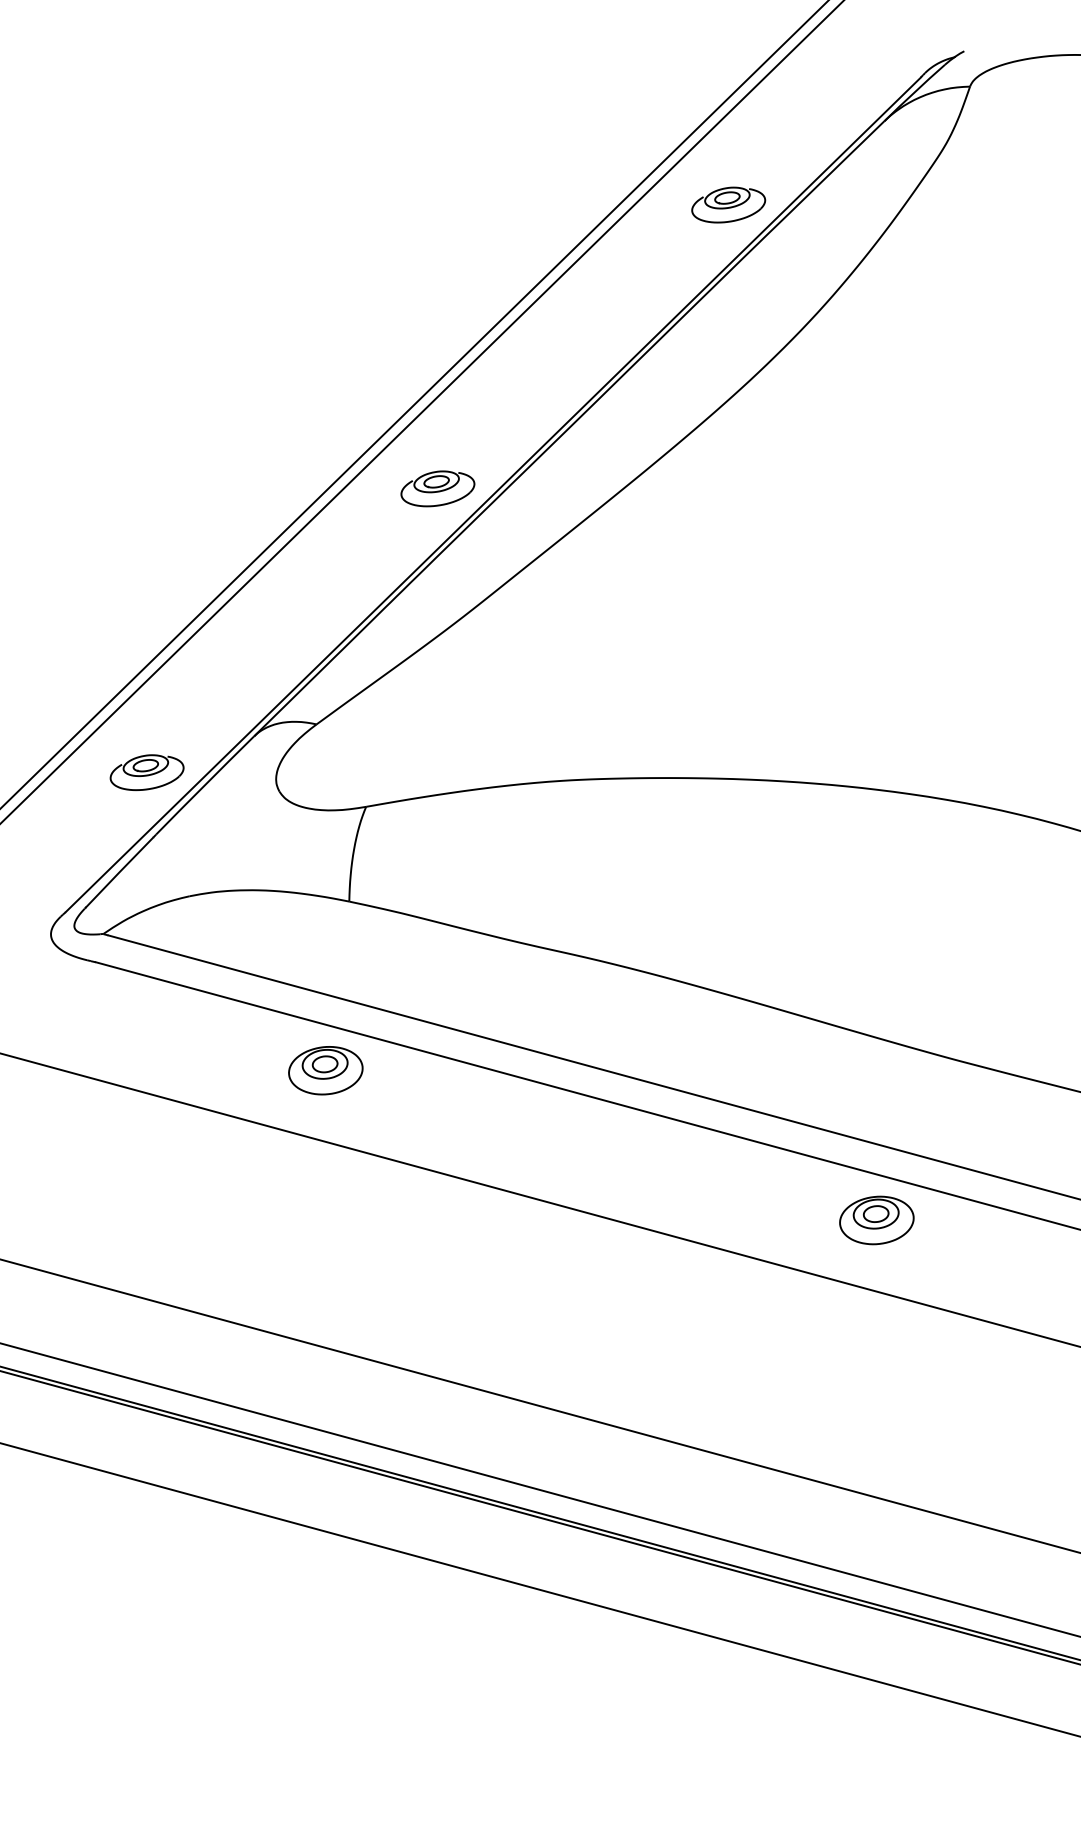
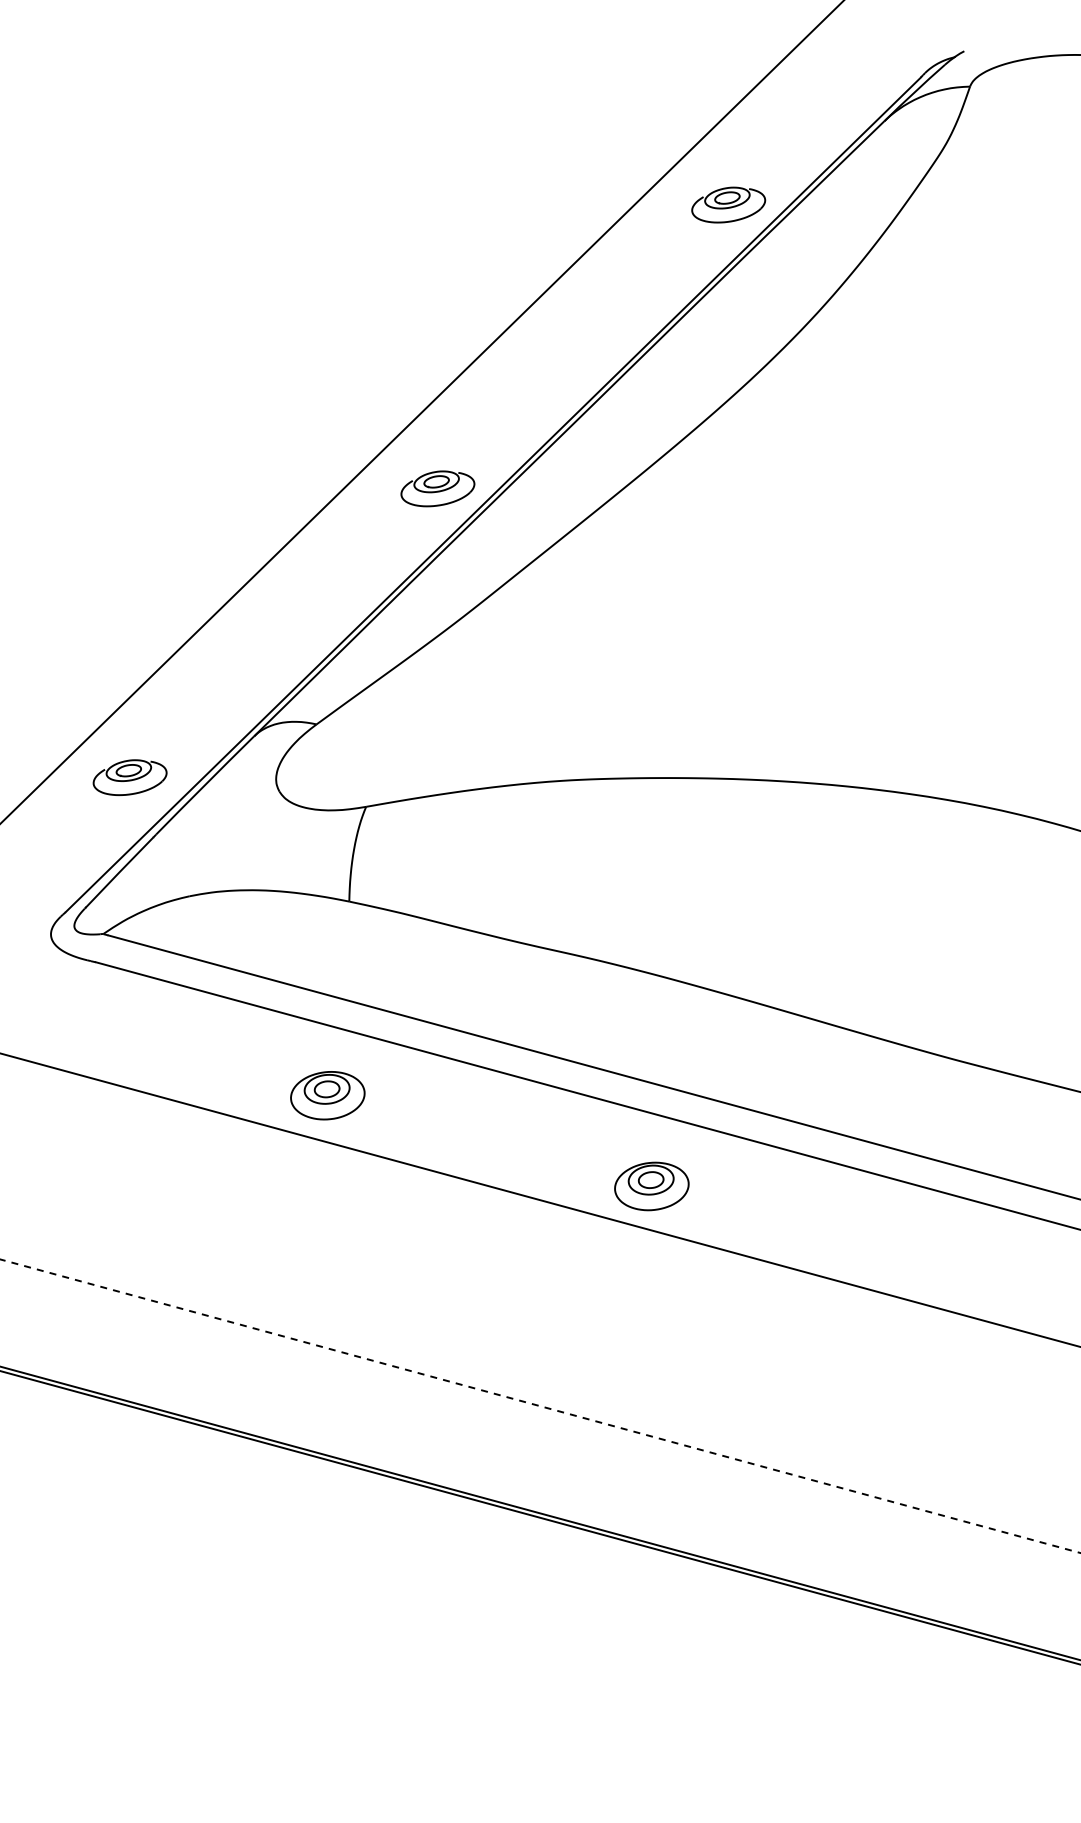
line: present -> none (414, 404)
part position: (146, 772) -> (129, 777) (129, 777)
part position: (325, 1070) -> (327, 1095) (327, 1095)
part position: (876, 1220) -> (651, 1186) (651, 1186)
line: solid -> dashed (540, 1406)
line: present -> none (539, 1489)
line: present -> none (539, 1589)
